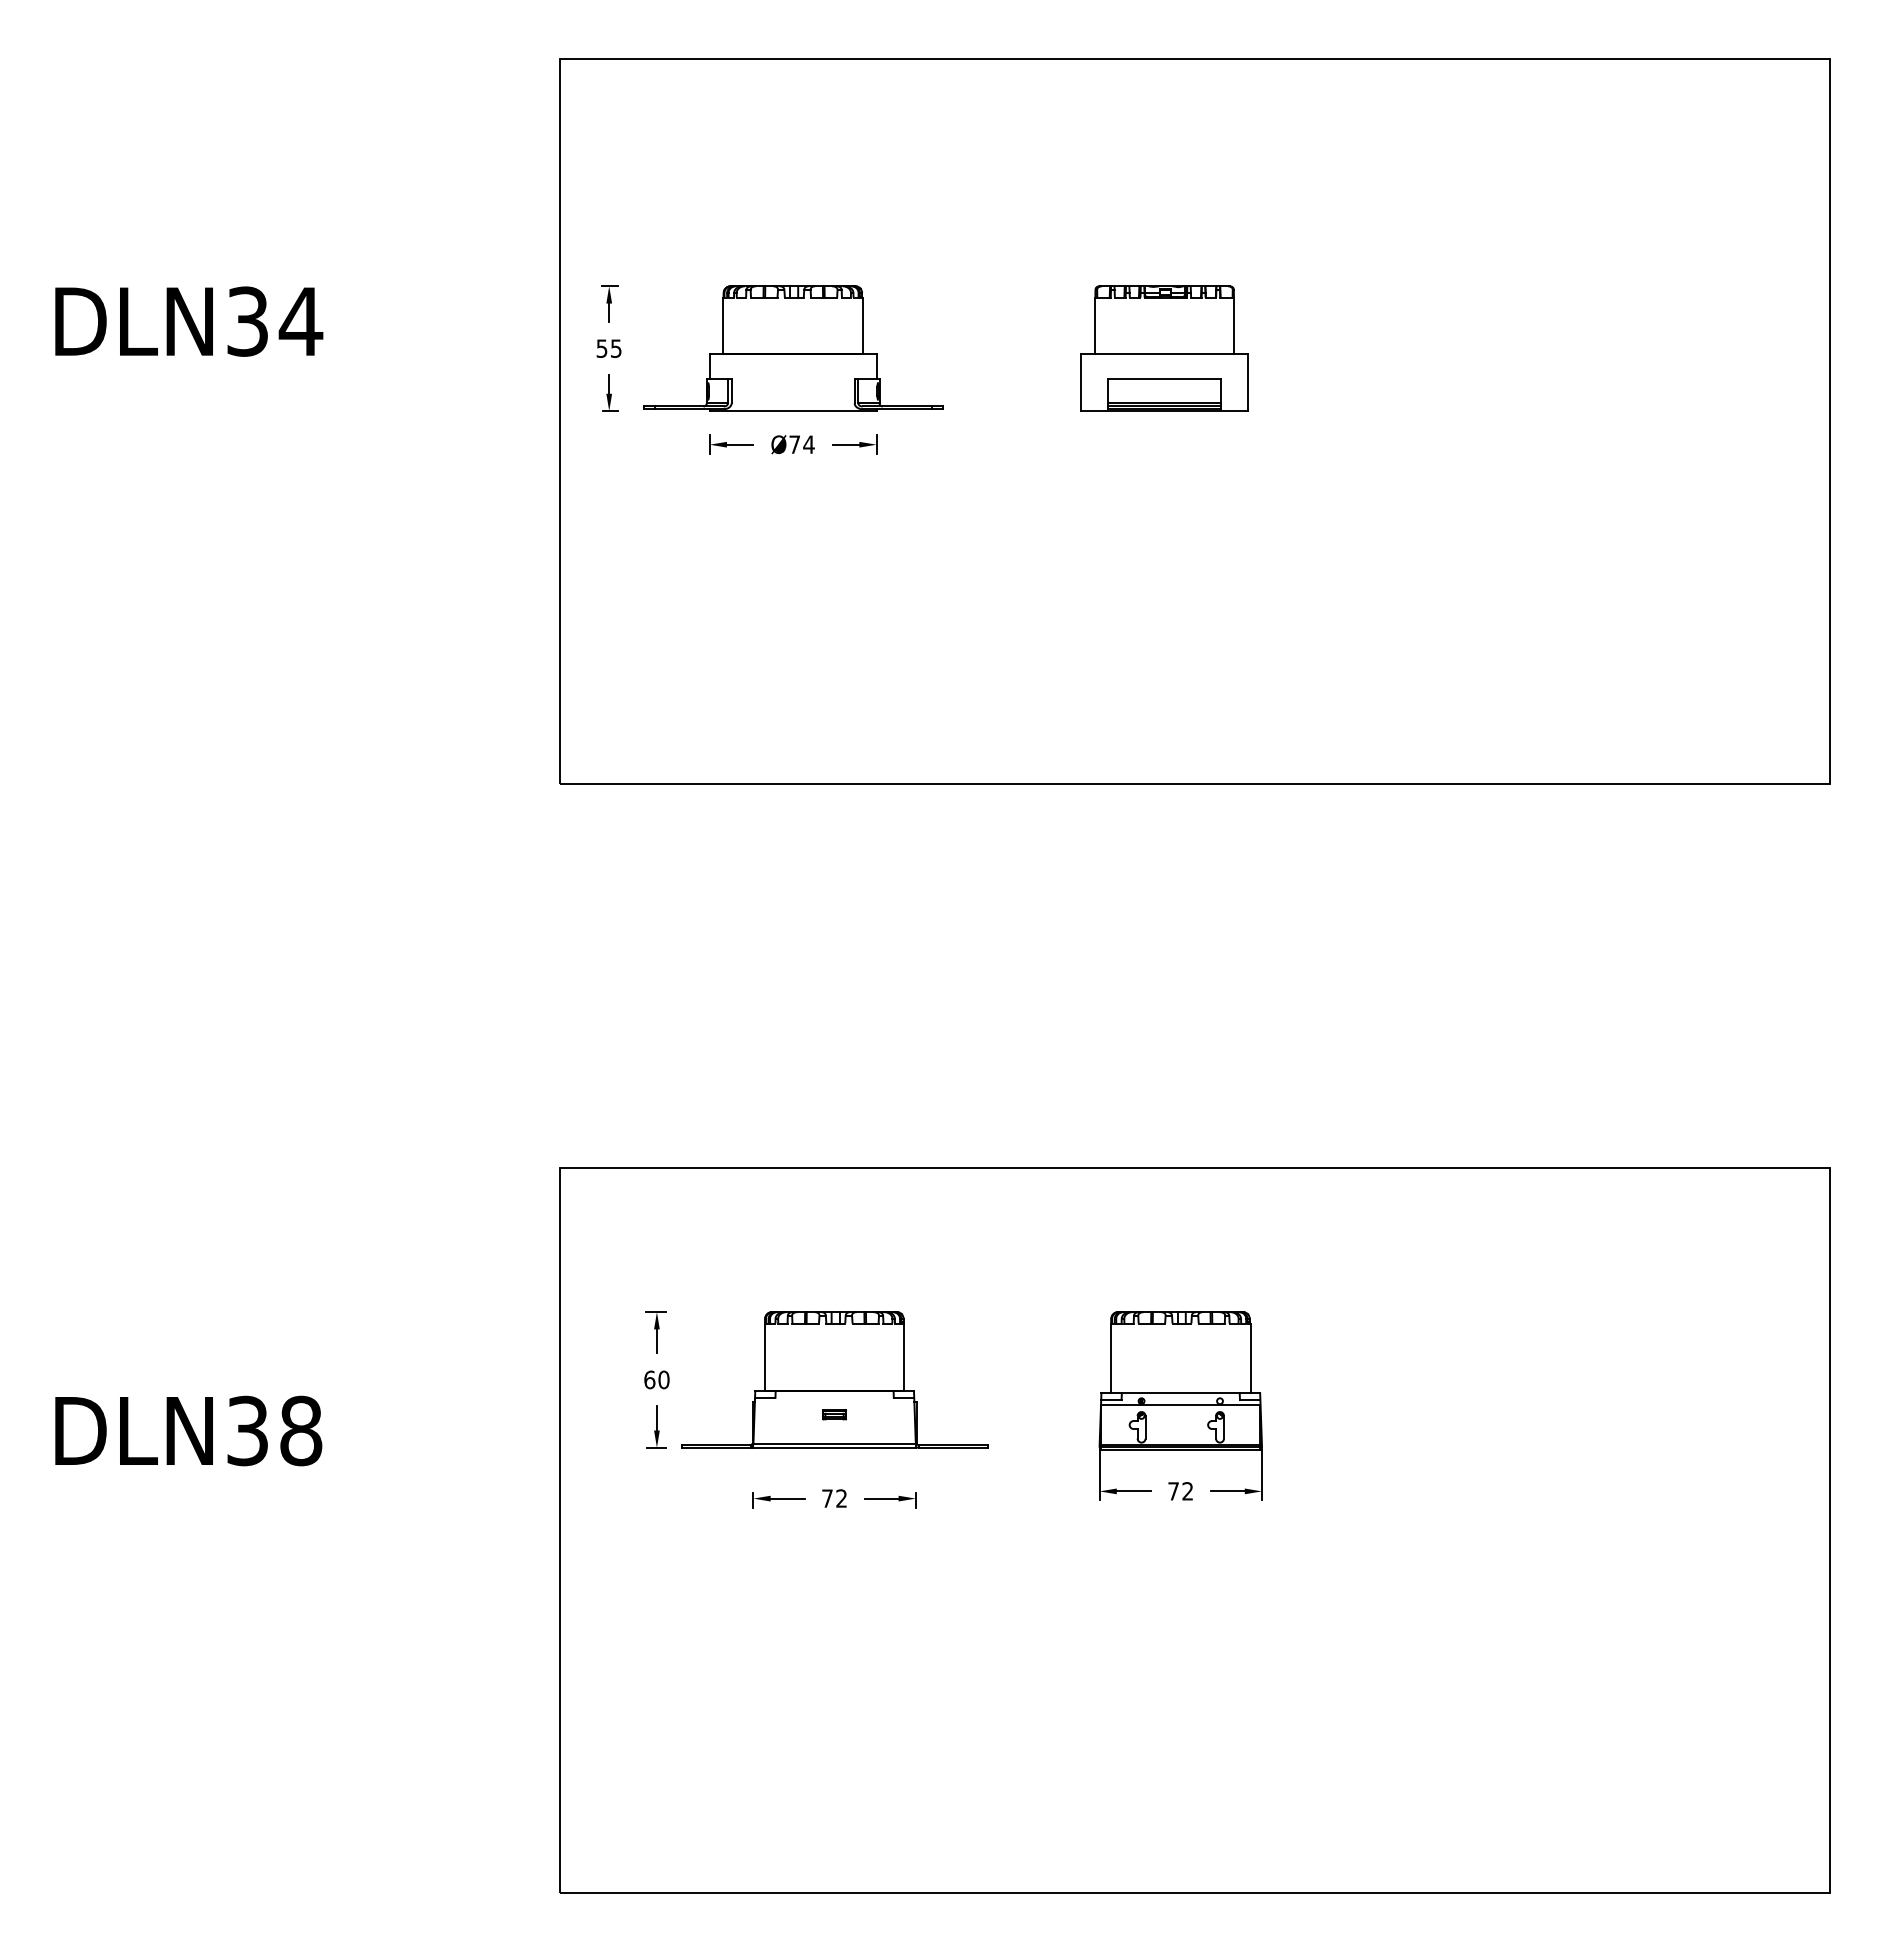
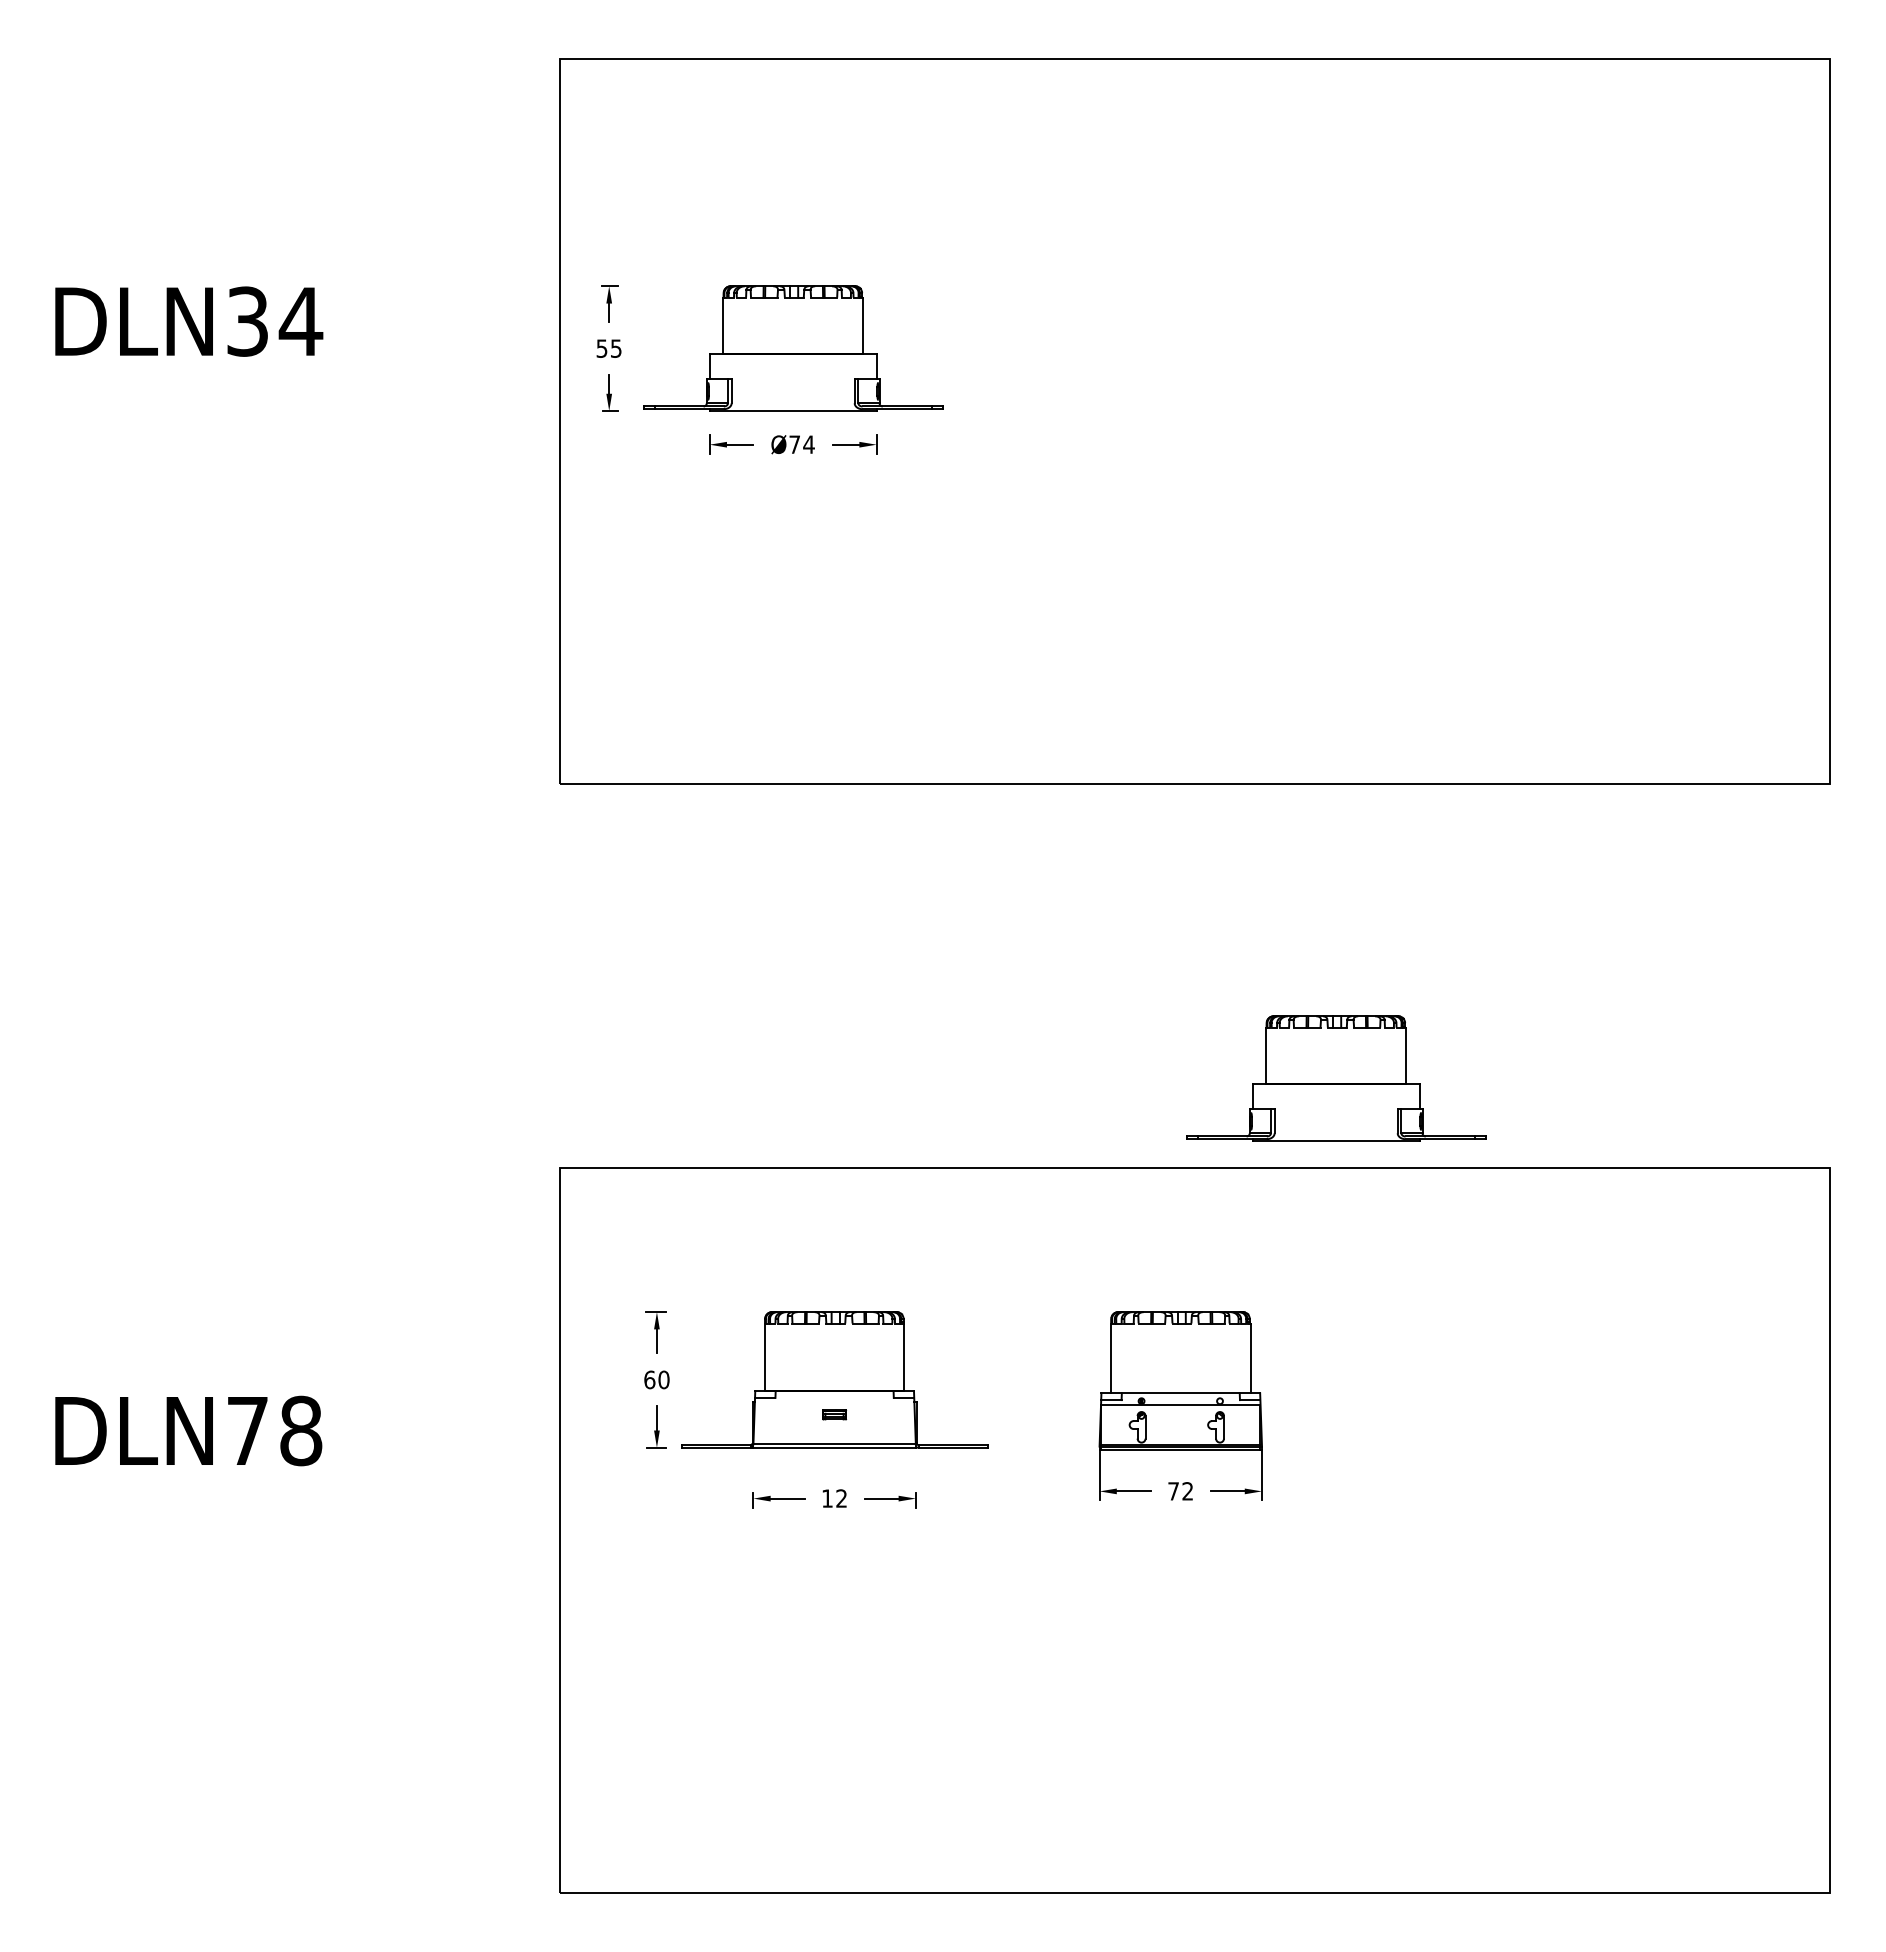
part: present -> none (1164, 348)
part: none -> present (1336, 1078)
text: DLN38 -> DLN78 (247, 1430)
text: 72 -> 12 (827, 1498)
